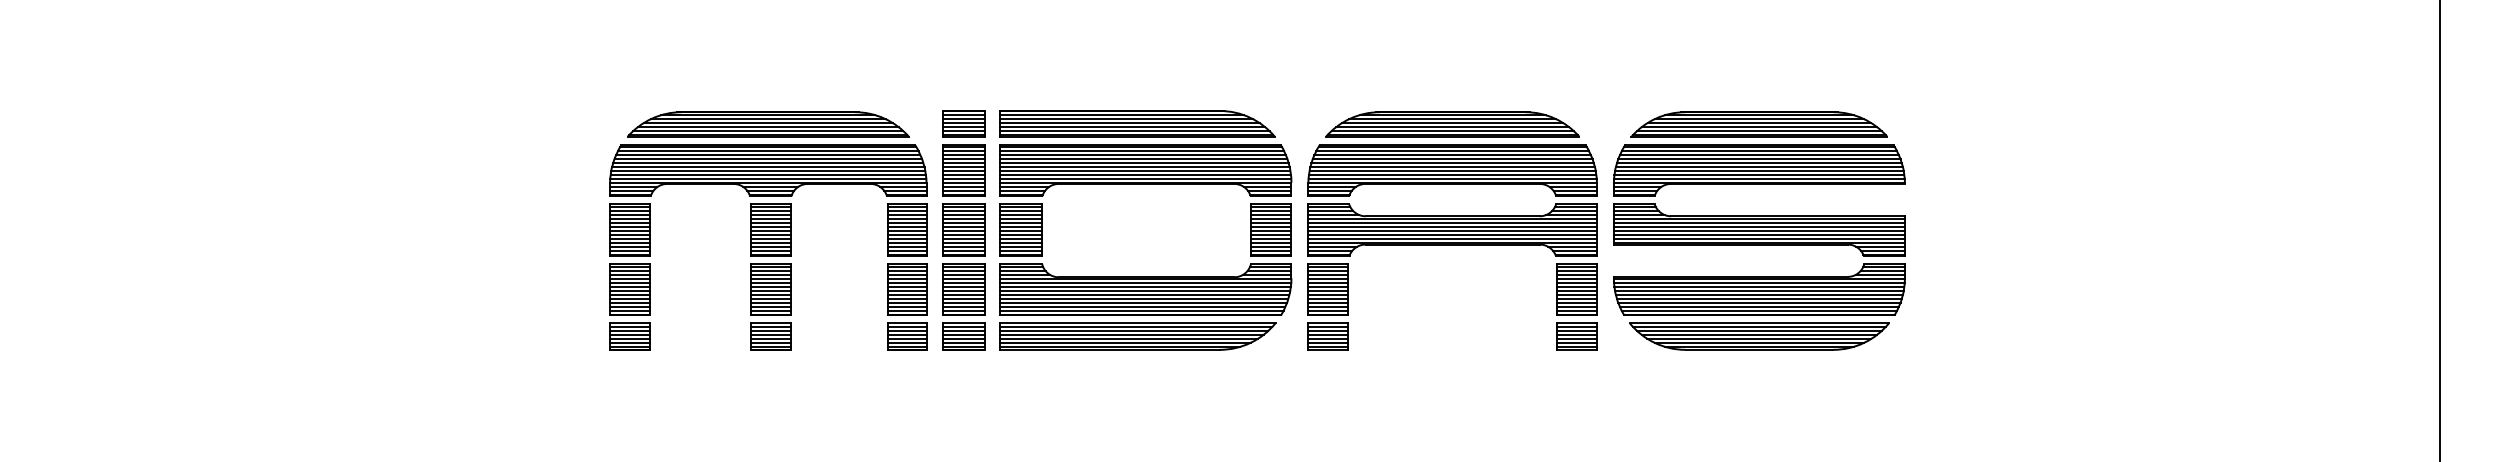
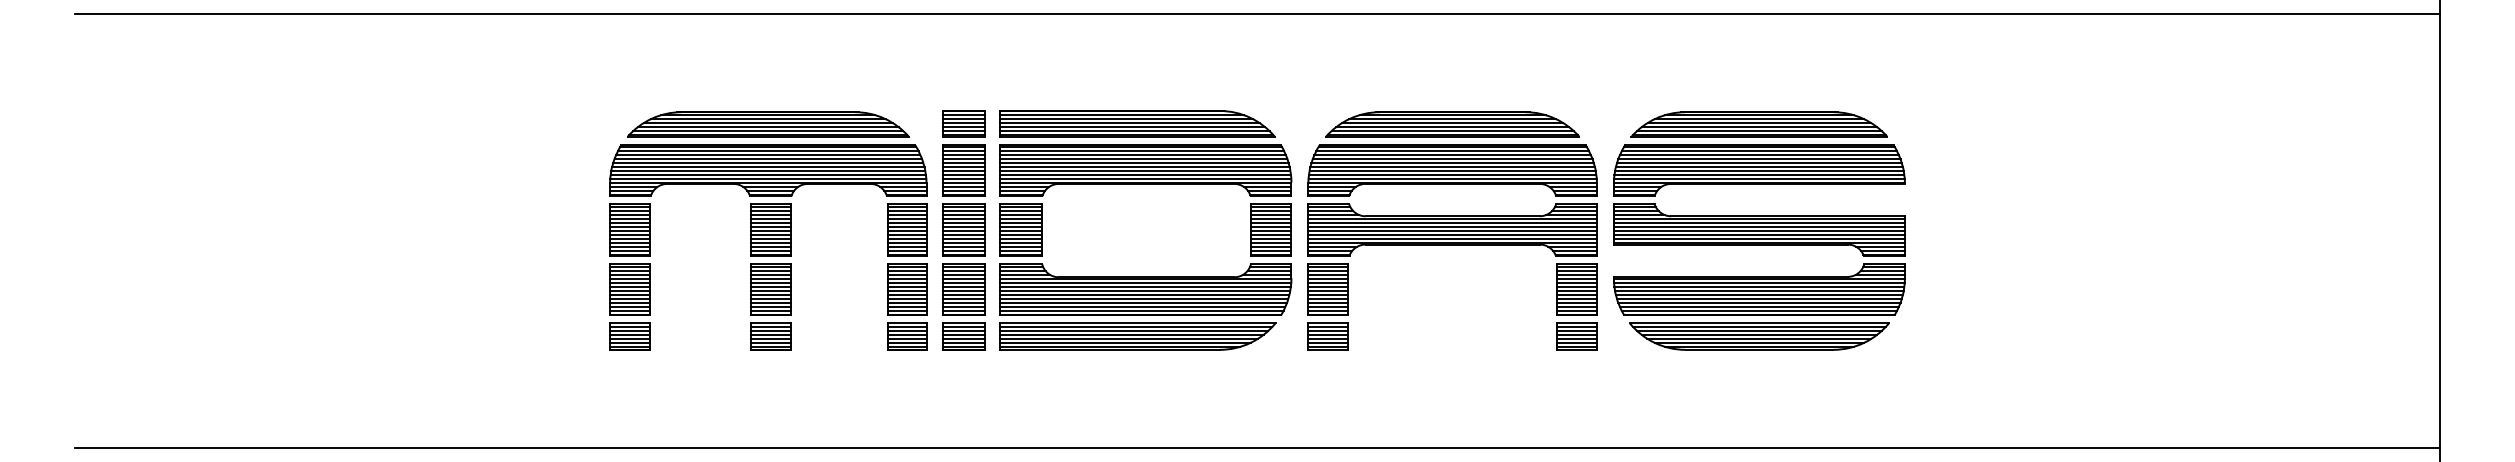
line: none -> present (1257, 14)
line: none -> present (1257, 447)
